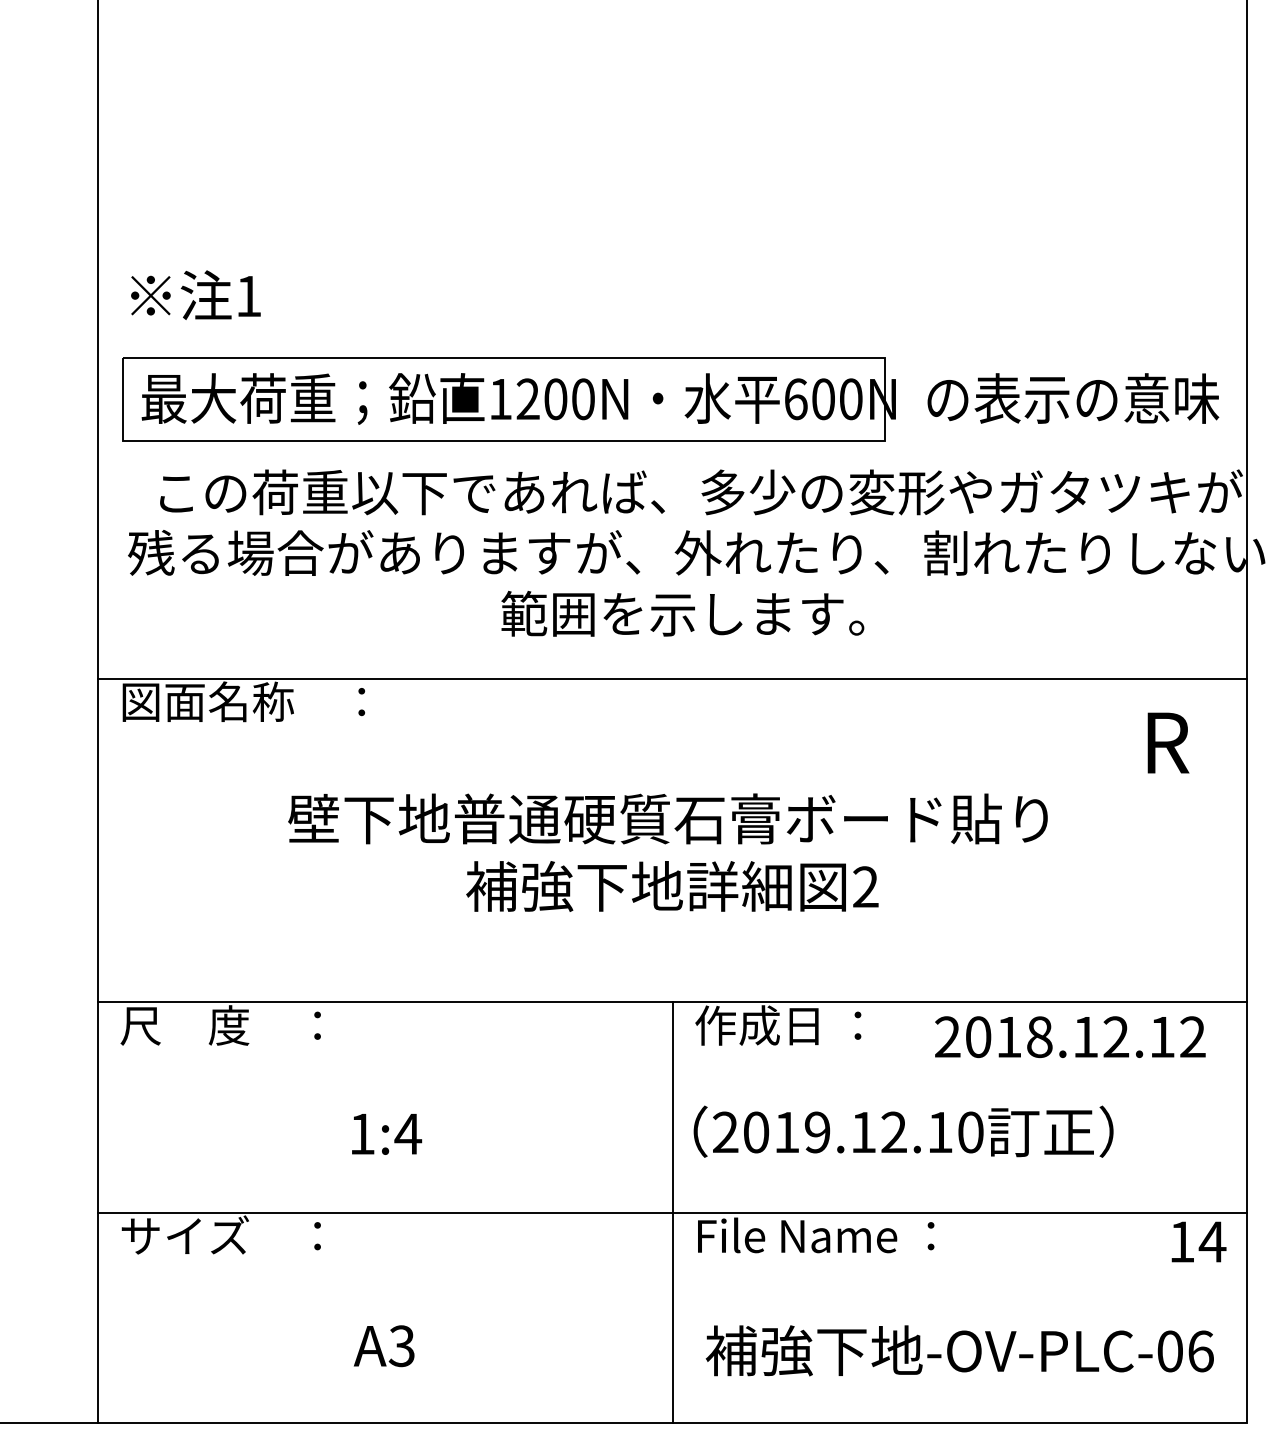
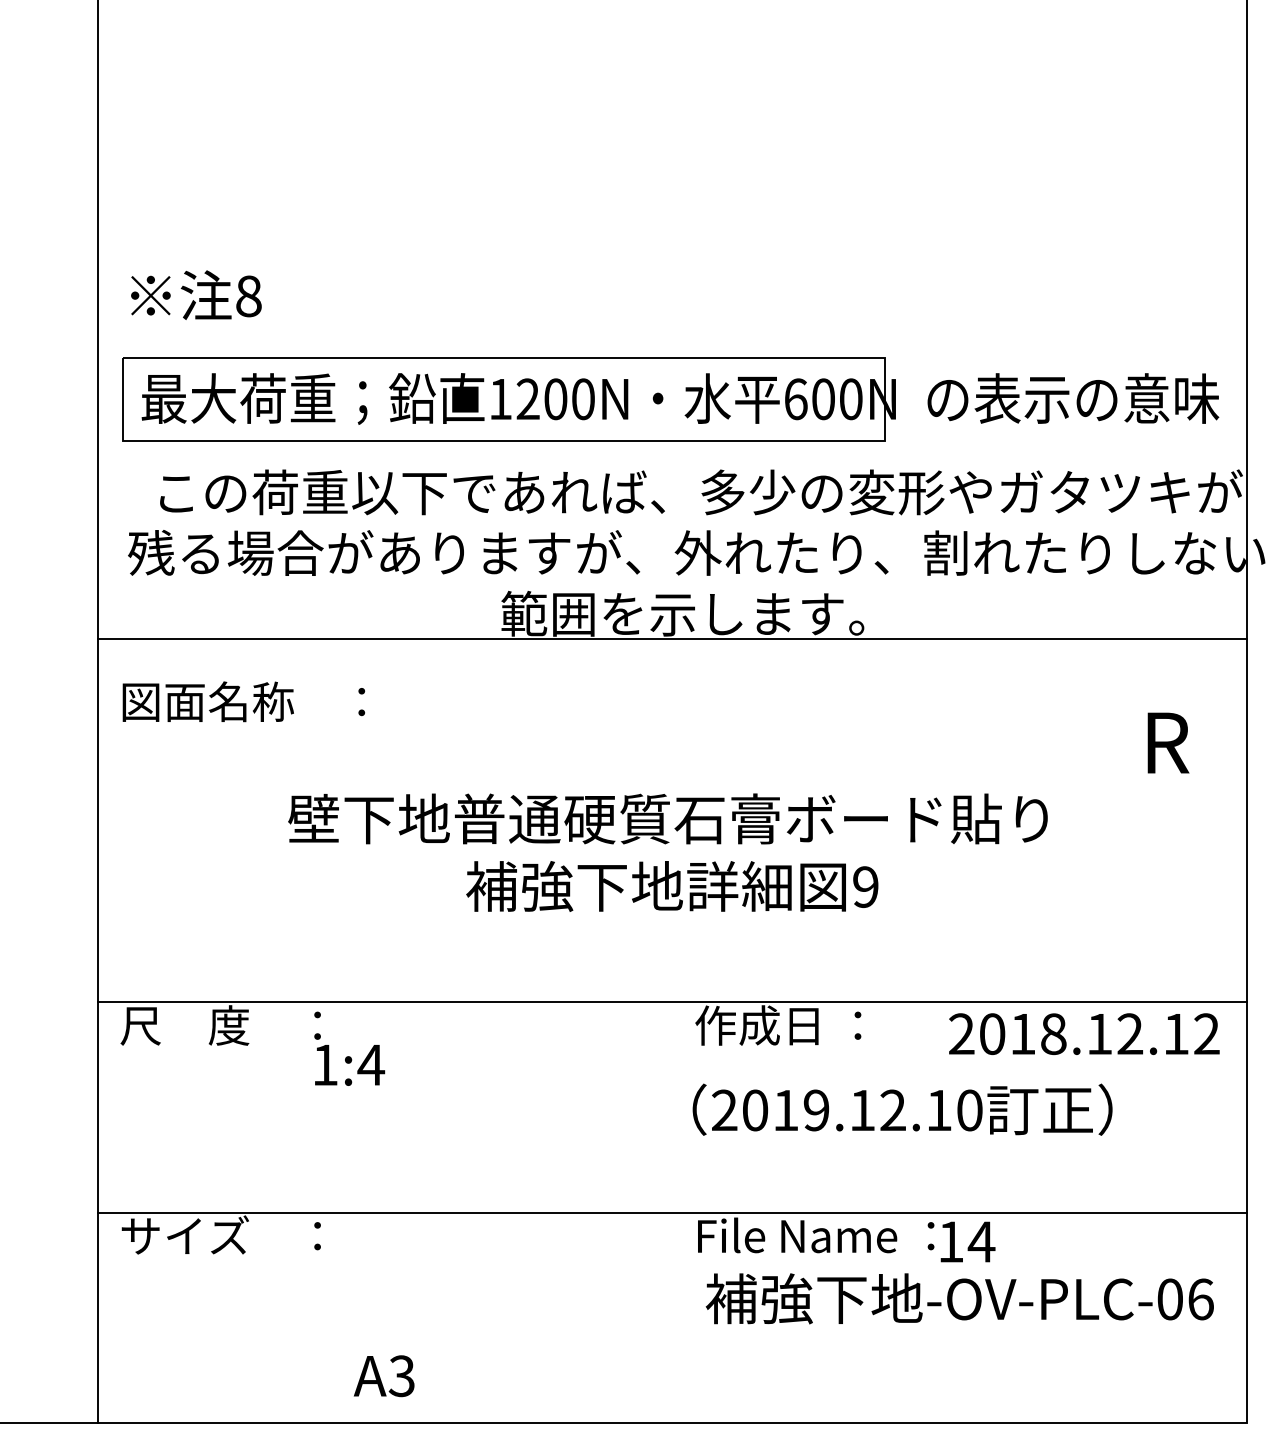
text: 1 -> 8 (248, 296)
line position: (672, 678) -> (672, 638) (672, 638)
text: 2 -> 9 (865, 887)
text position: (1070, 1036) -> (1084, 1033) (1084, 1033)
text position: (903, 1131) -> (902, 1109) (902, 1109)
text position: (387, 1134) -> (350, 1065) (350, 1065)
line: present -> none (672, 1212)
text position: (1198, 1241) -> (967, 1241) (967, 1241)
text position: (383, 1346) -> (383, 1376) (383, 1376)
text position: (959, 1350) -> (959, 1298) (959, 1298)
